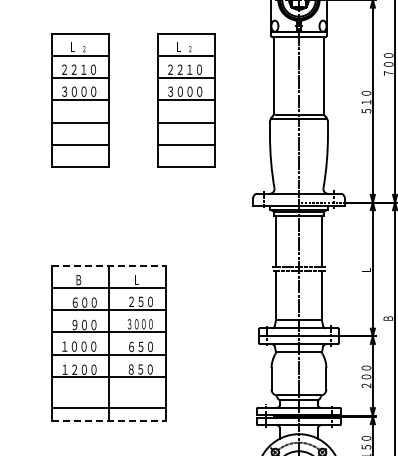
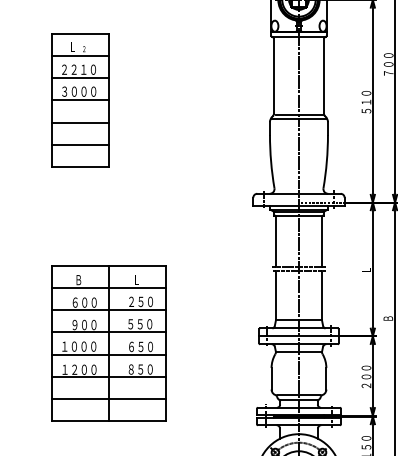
part: present -> none (186, 100)
line: dashed -> solid (109, 265)
text: ３０００ -> ５５０ (139, 324)
line position: (108, 408) -> (108, 399) (108, 399)
line: dashed -> solid (109, 421)
